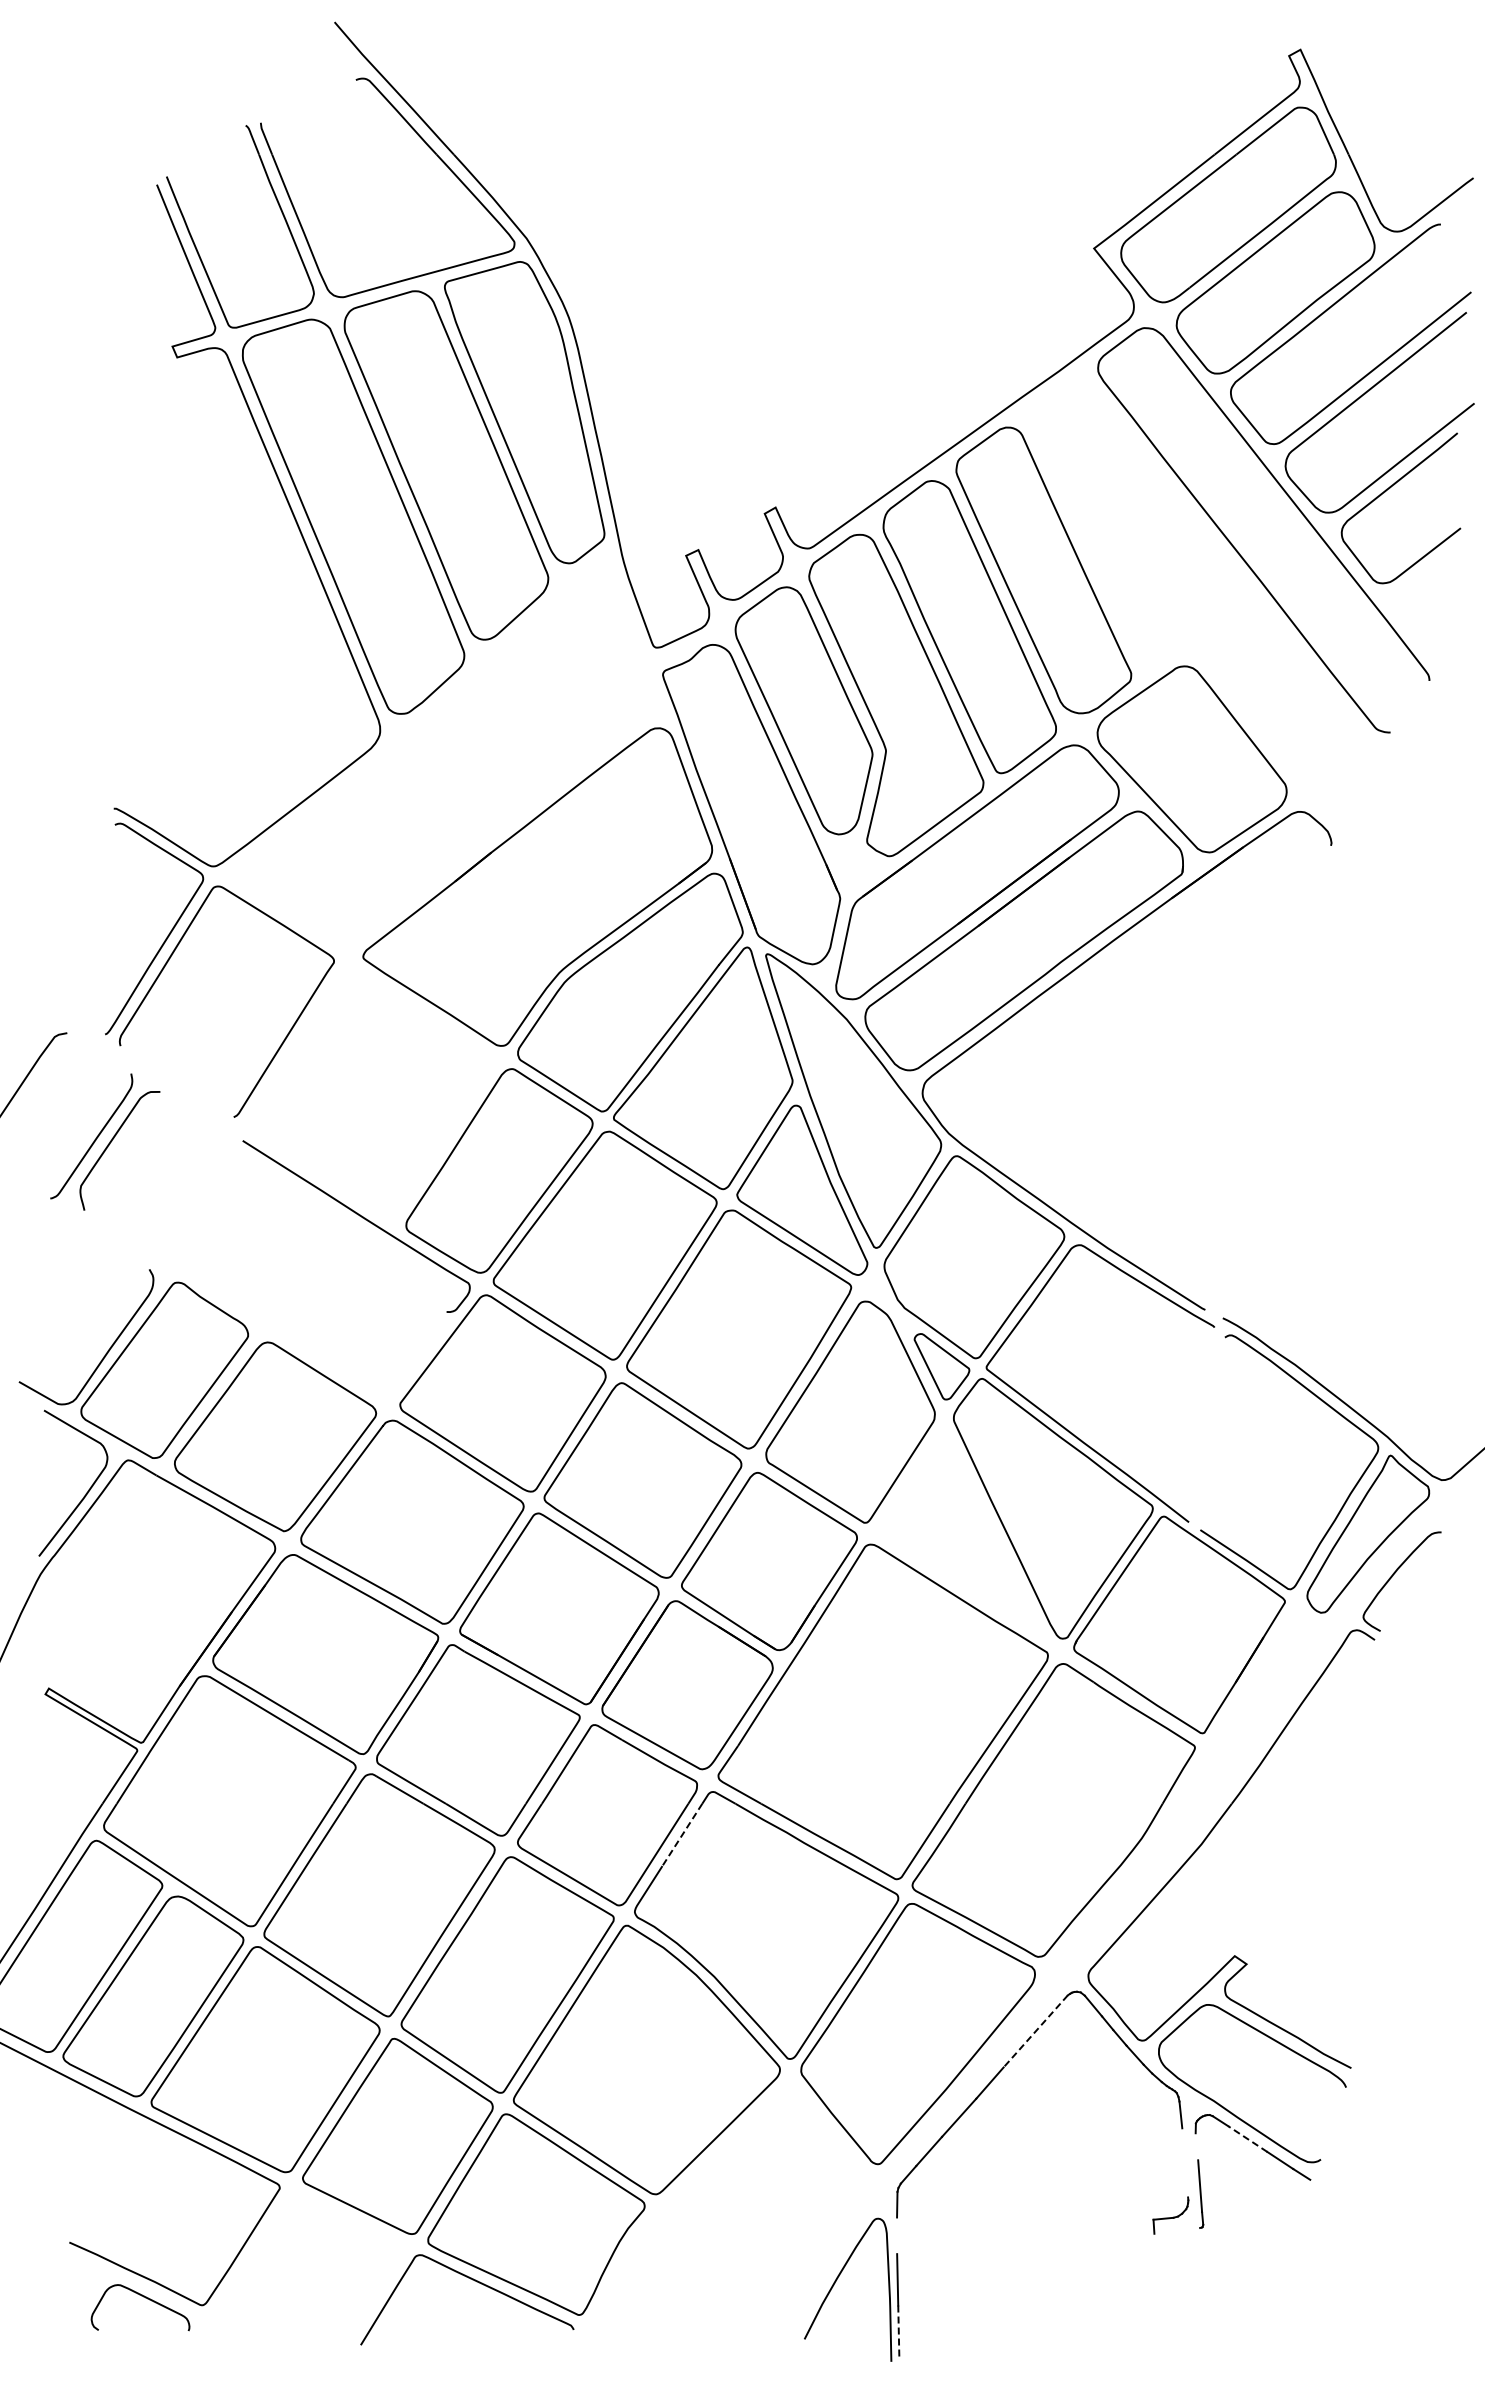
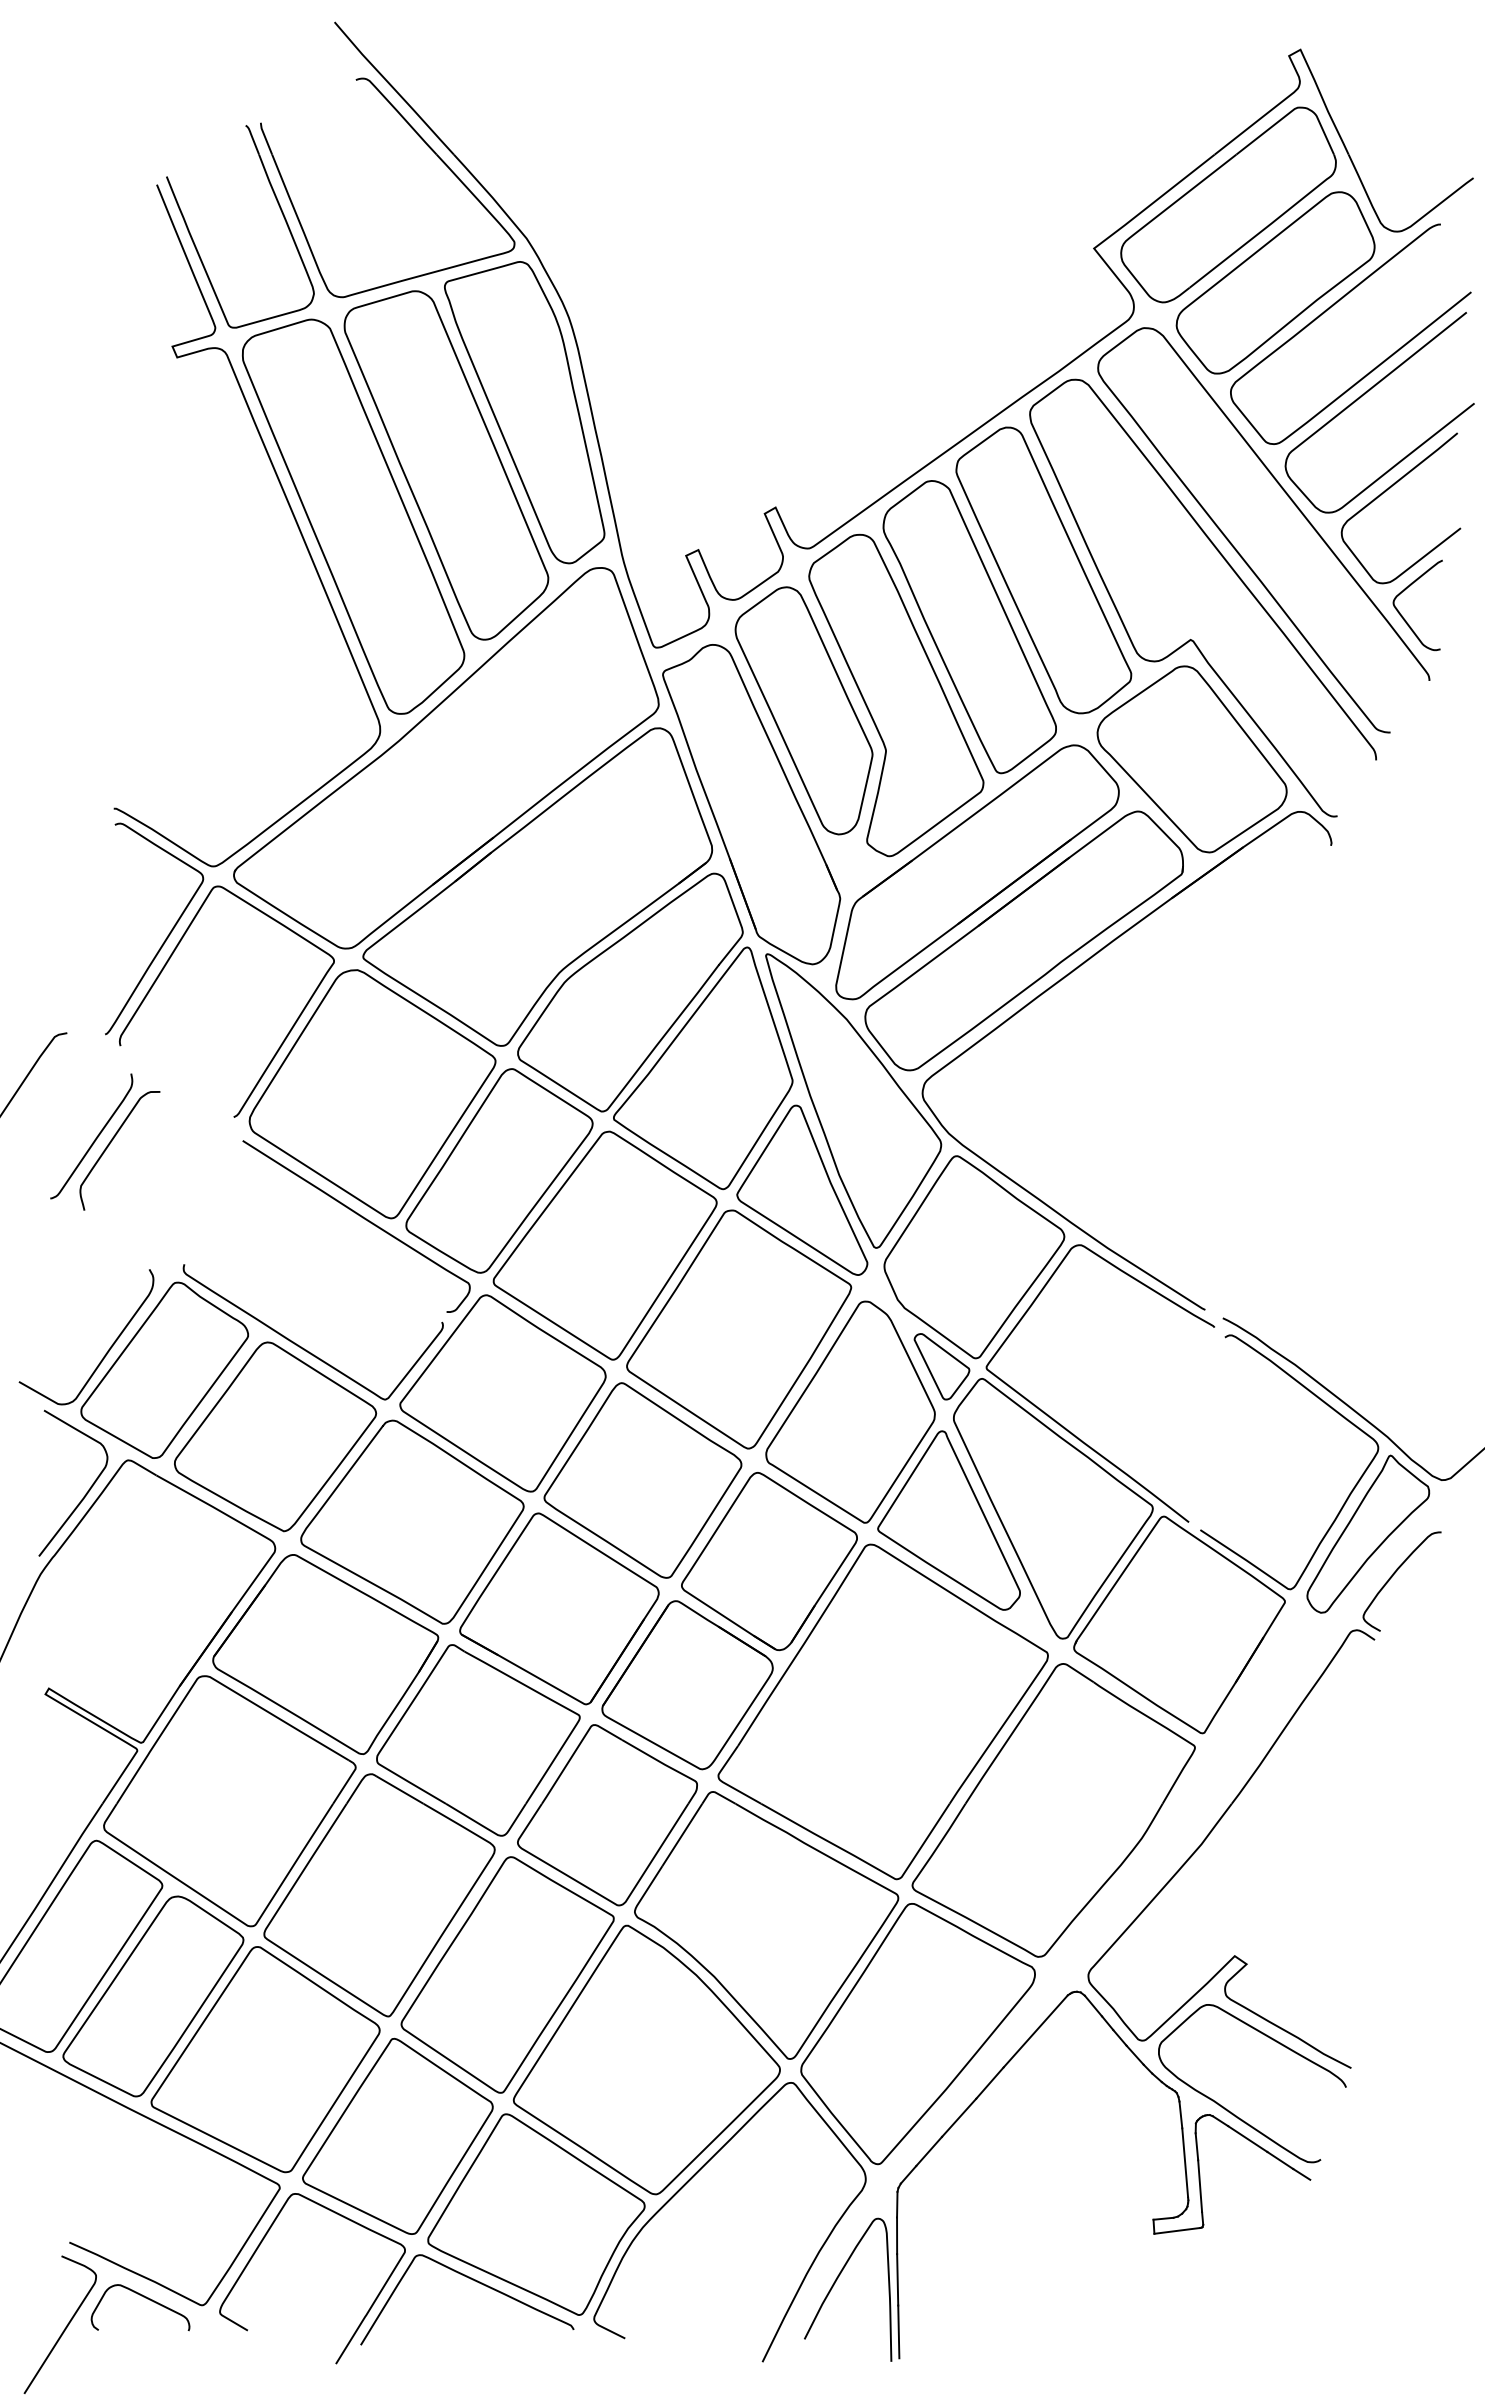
curve: none -> present (1235, 574)
curve: none -> present (1403, 616)
part: none -> present (446, 758)
part: none -> present (372, 1094)
curve: none -> present (303, 1347)
part: none -> present (948, 1520)
line: dashed -> solid (682, 1834)
line: dashed -> solid (1035, 2031)
line: dashed -> solid (1247, 2138)
line: none -> present (1196, 2146)
line: none -> present (1185, 2162)
curve: none -> present (689, 2181)
line: none -> present (1177, 2230)
line: none -> present (897, 2235)
curve: none -> present (260, 2245)
curve: none -> present (65, 2326)
line: dashed -> solid (898, 2332)
